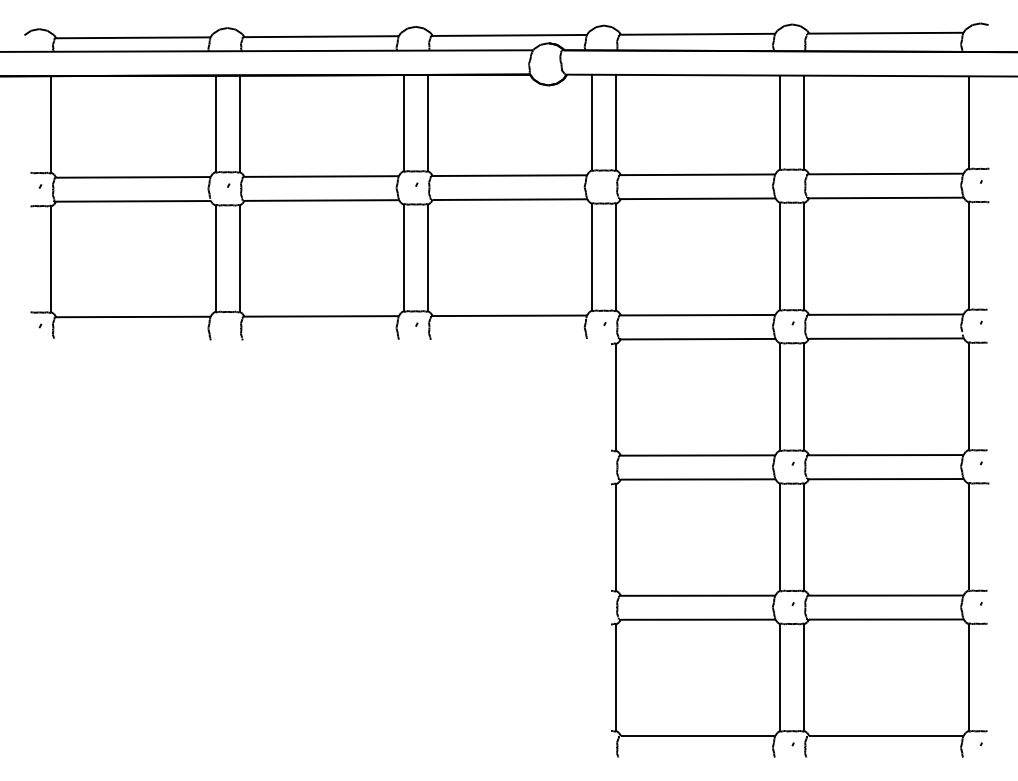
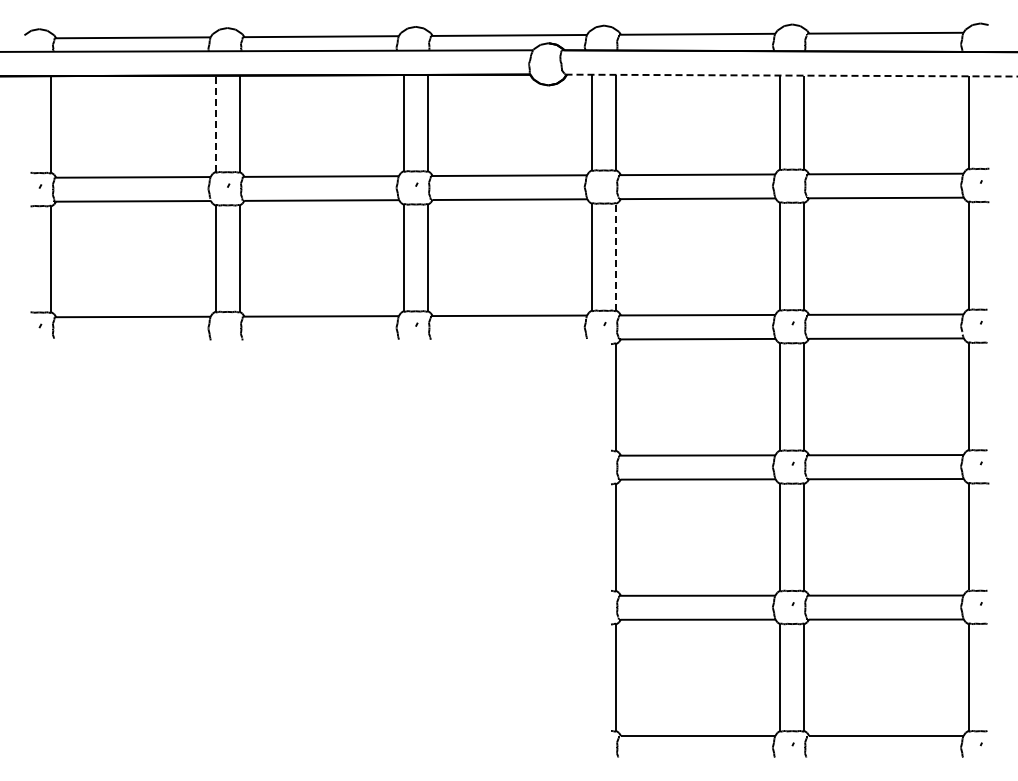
line: solid -> dashed (791, 75)
line: solid -> dashed (215, 123)
line: solid -> dashed (616, 256)
